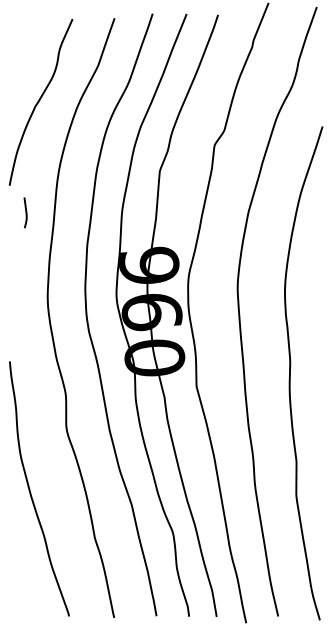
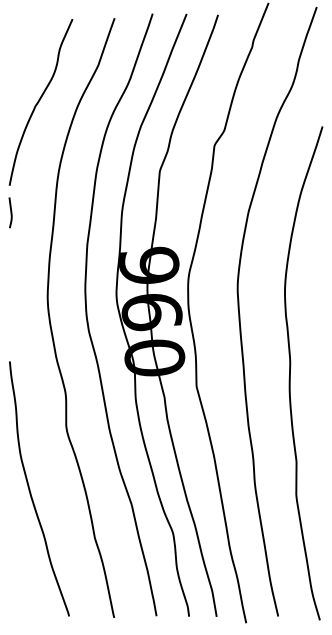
curve position: (25, 212) -> (10, 212) (10, 212)
